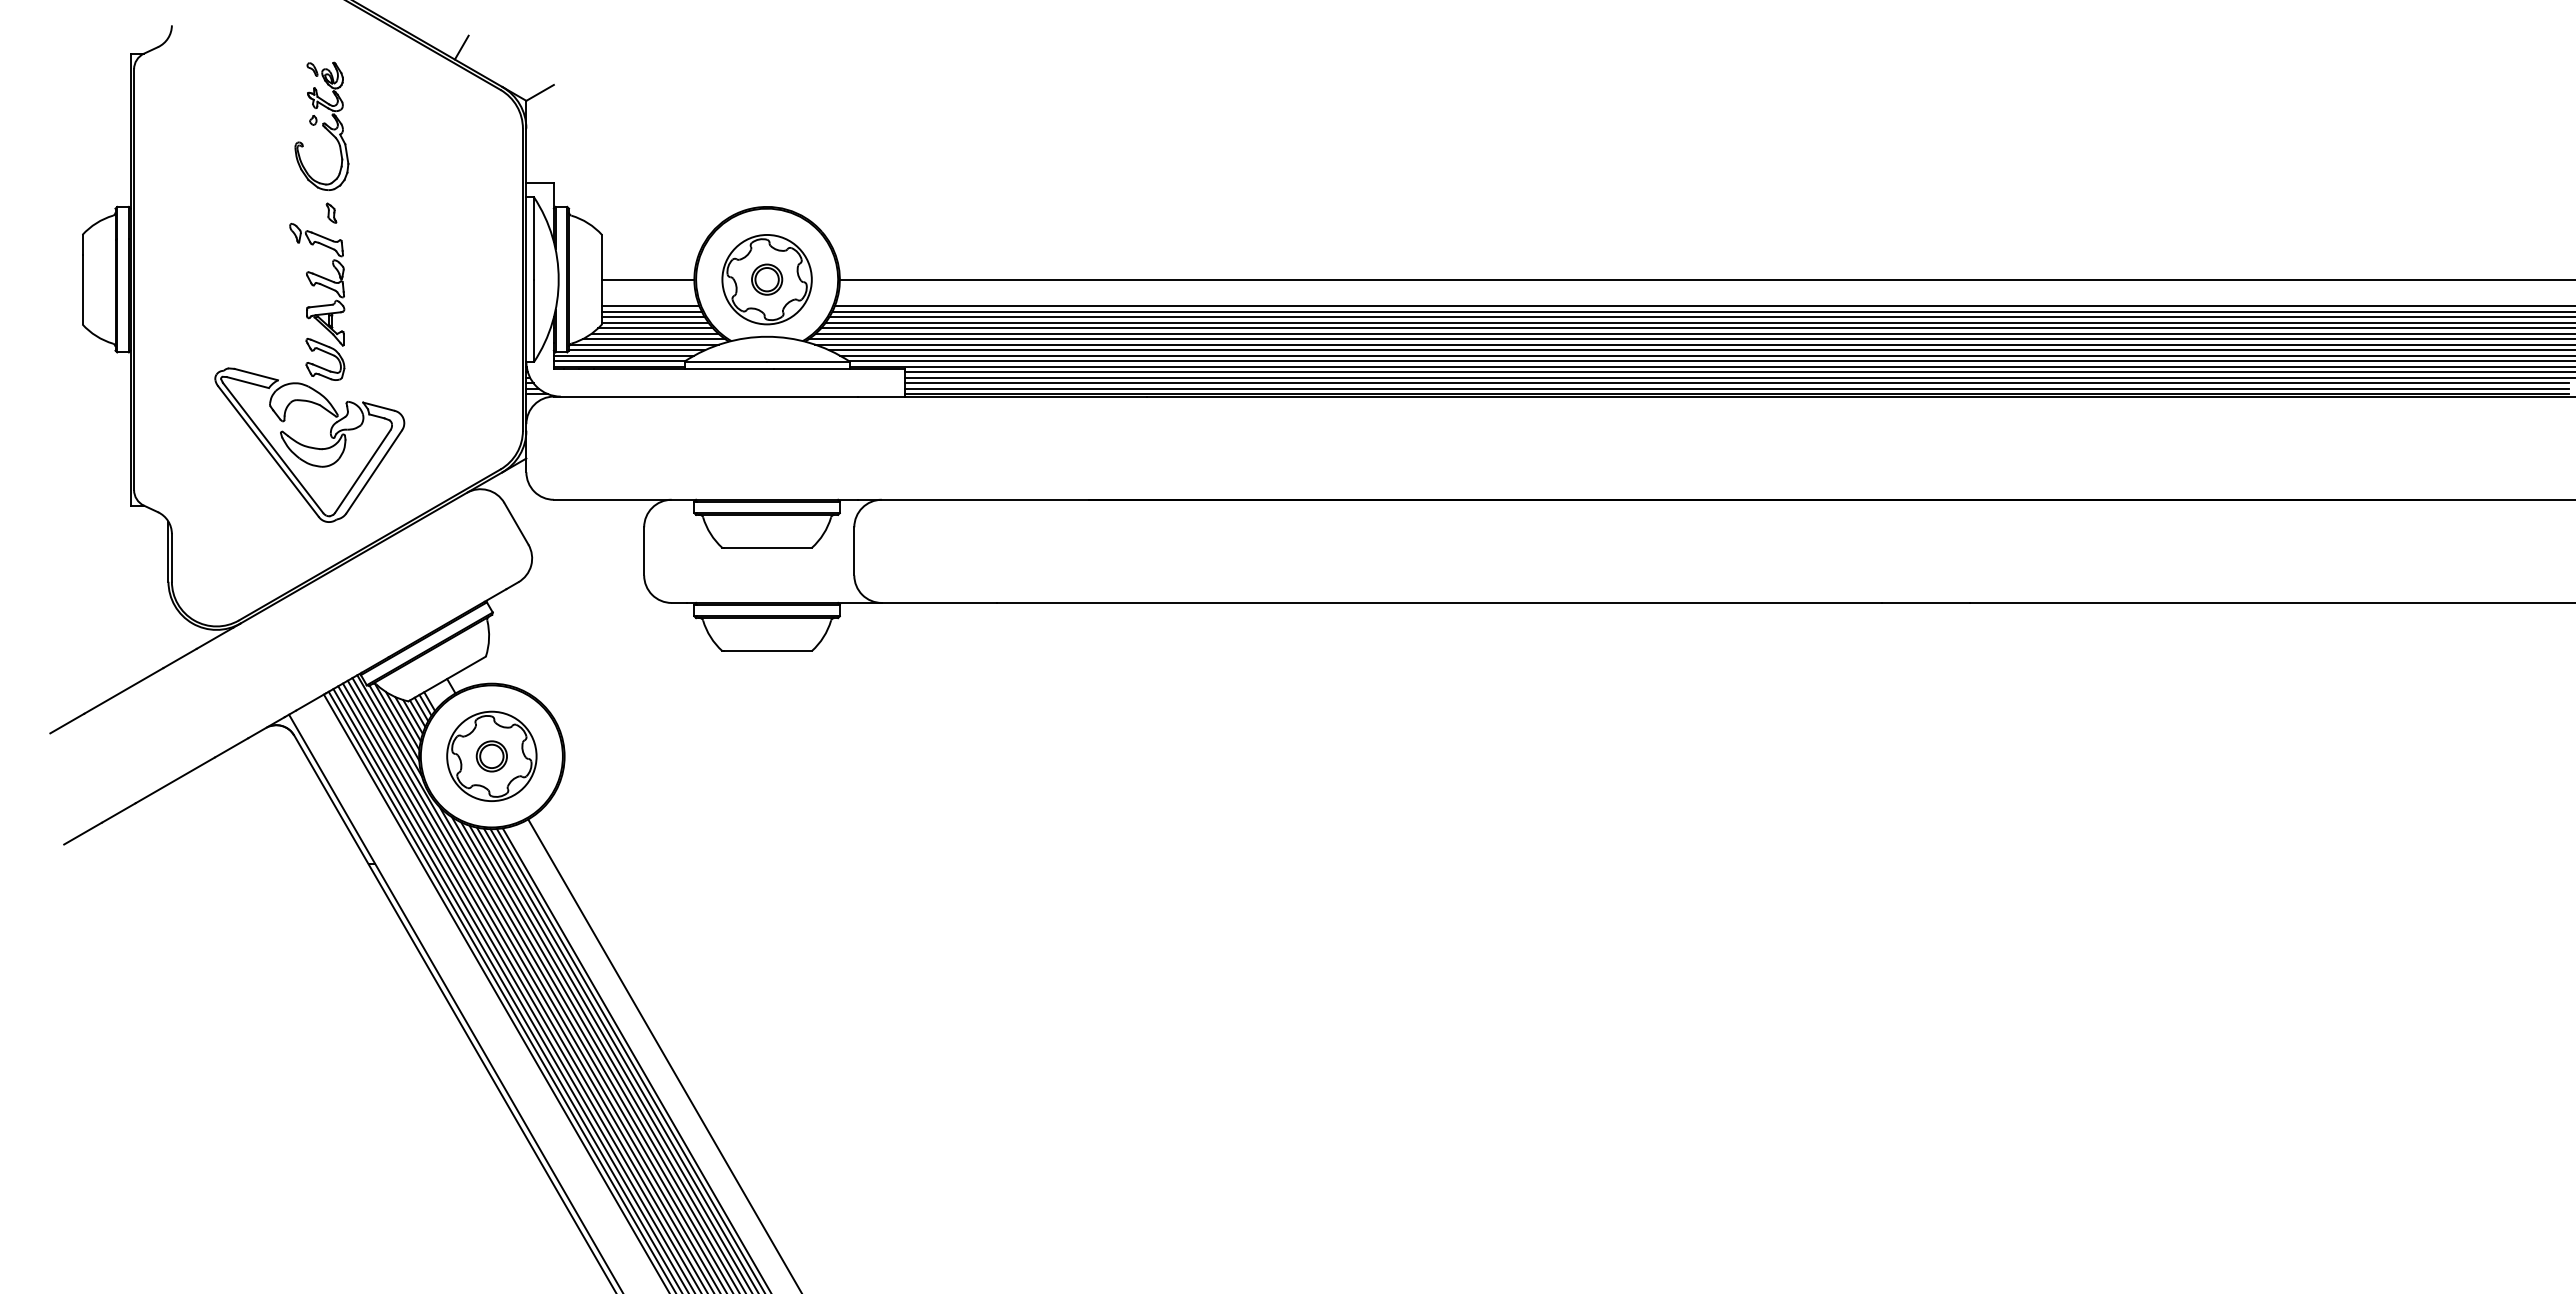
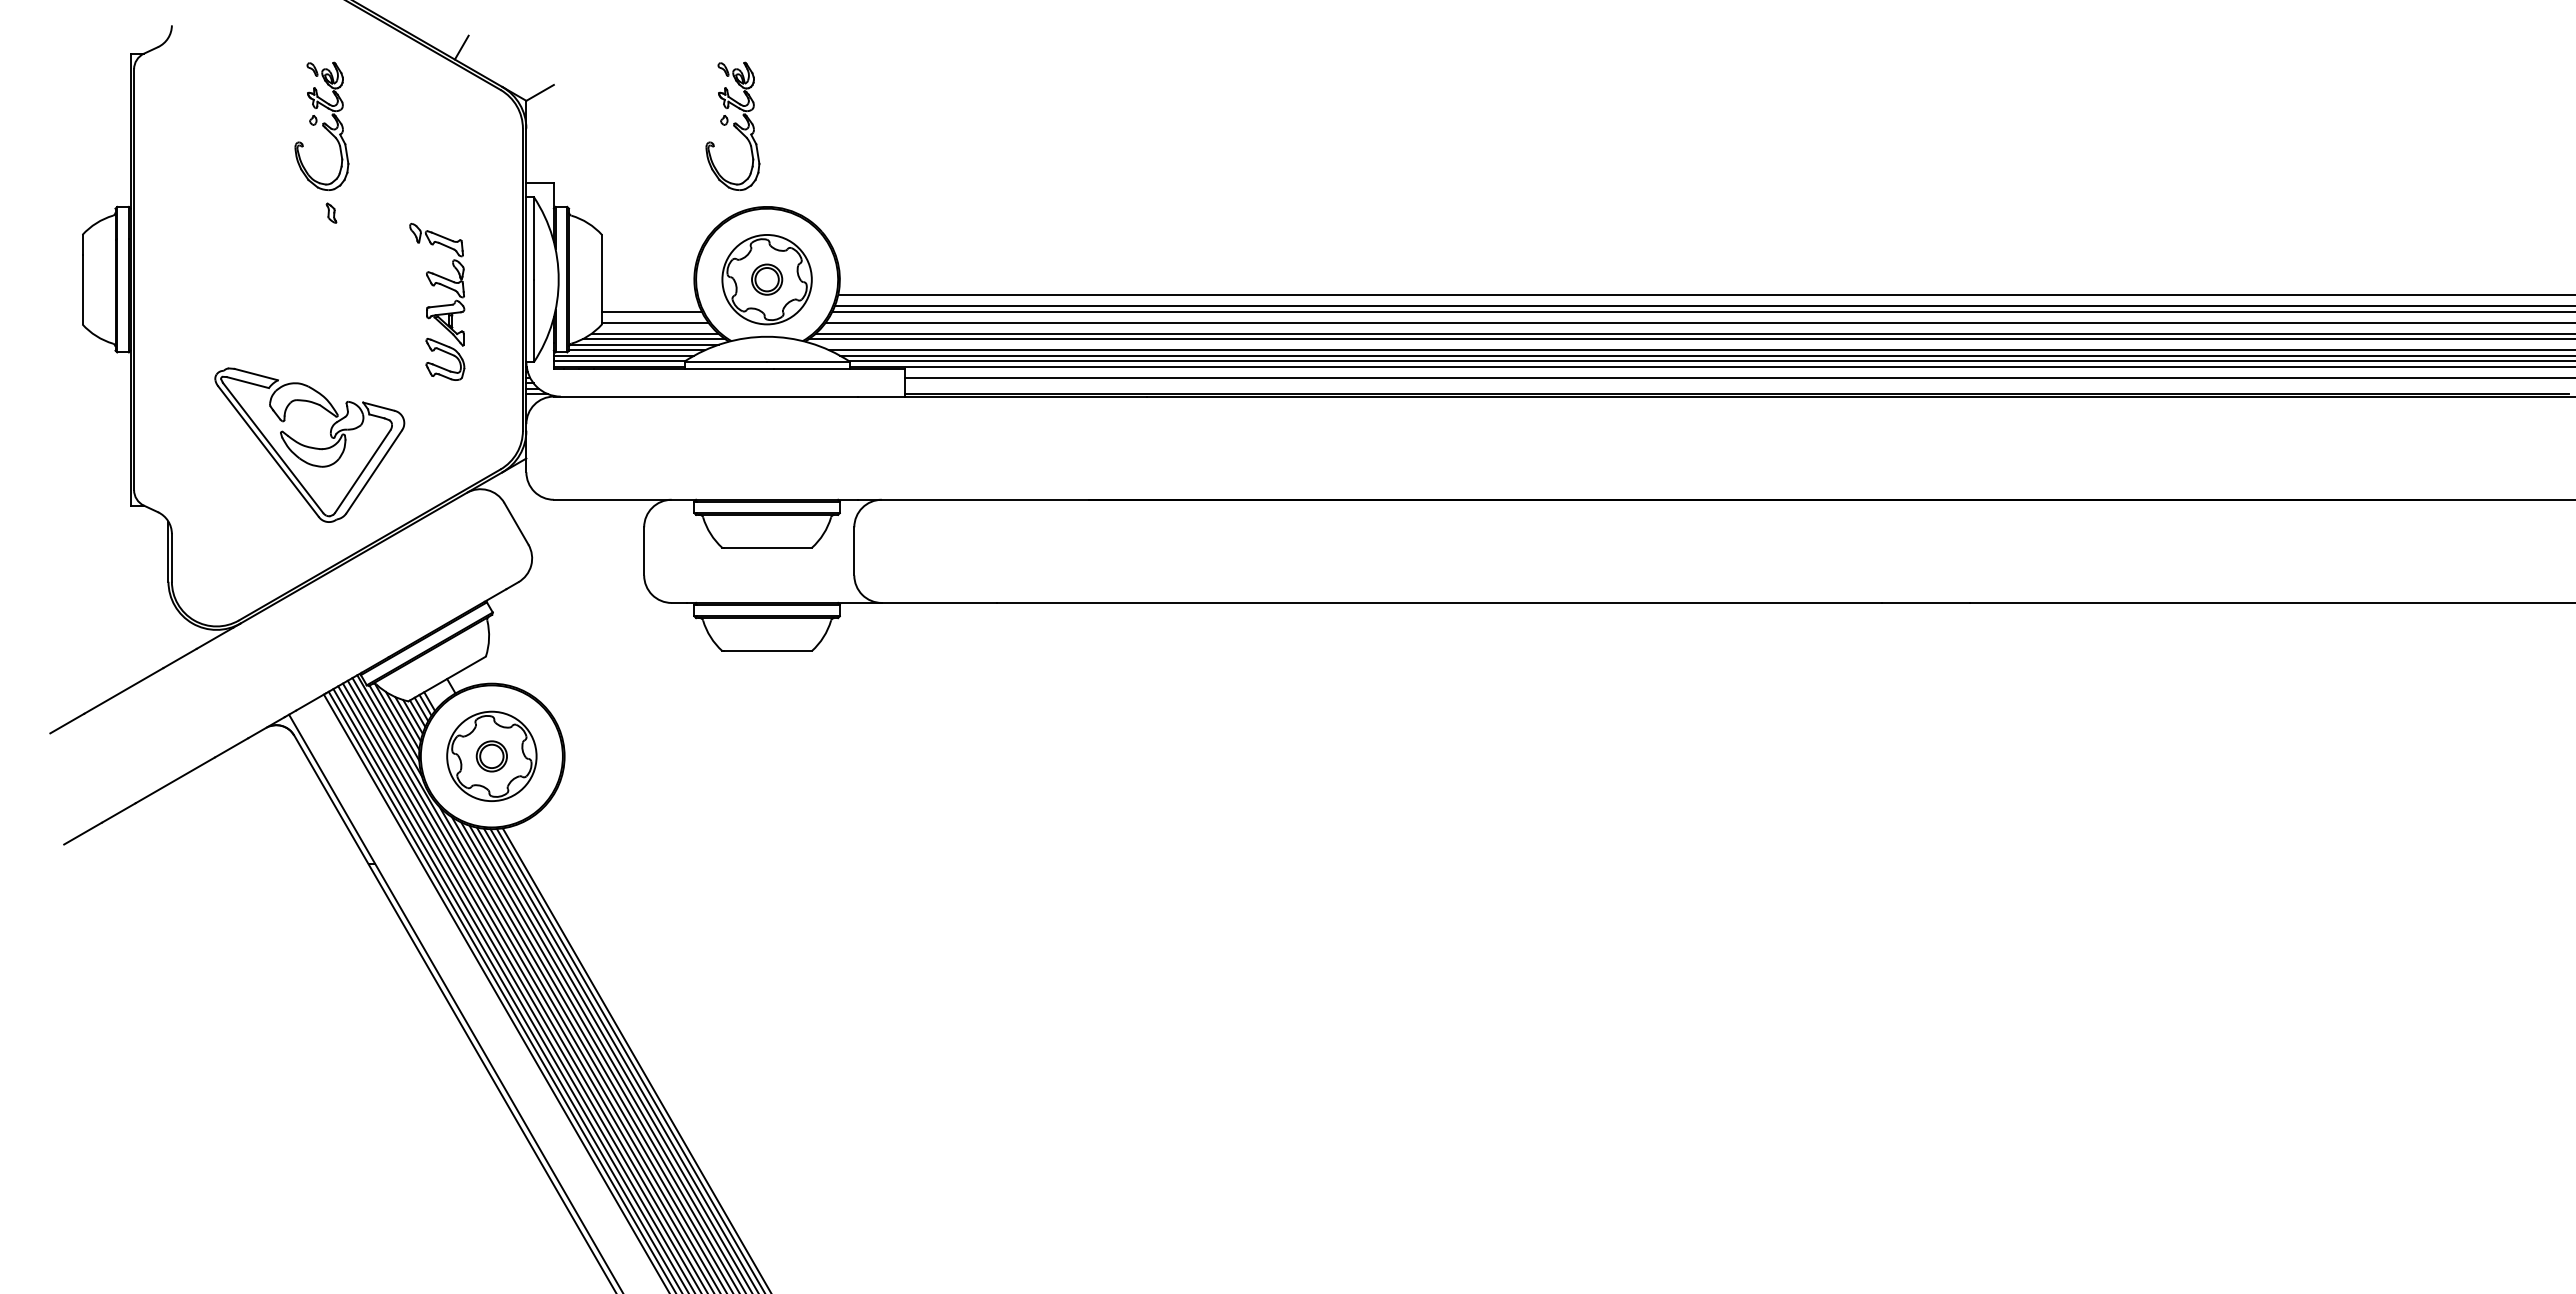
part: none -> present (732, 125)
line: present -> none (648, 279)
line position: (1705, 279) -> (1705, 294) (1705, 294)
part position: (317, 301) -> (437, 301) (437, 301)
line: present -> none (650, 306)
line: present -> none (653, 317)
line: present -> none (1700, 317)
line: present -> none (655, 328)
line: present -> none (1696, 328)
line: present -> none (1693, 344)
line: present -> none (1738, 372)
line: present -> none (1736, 383)
line: present -> none (1736, 388)
line: present -> none (664, 1054)
